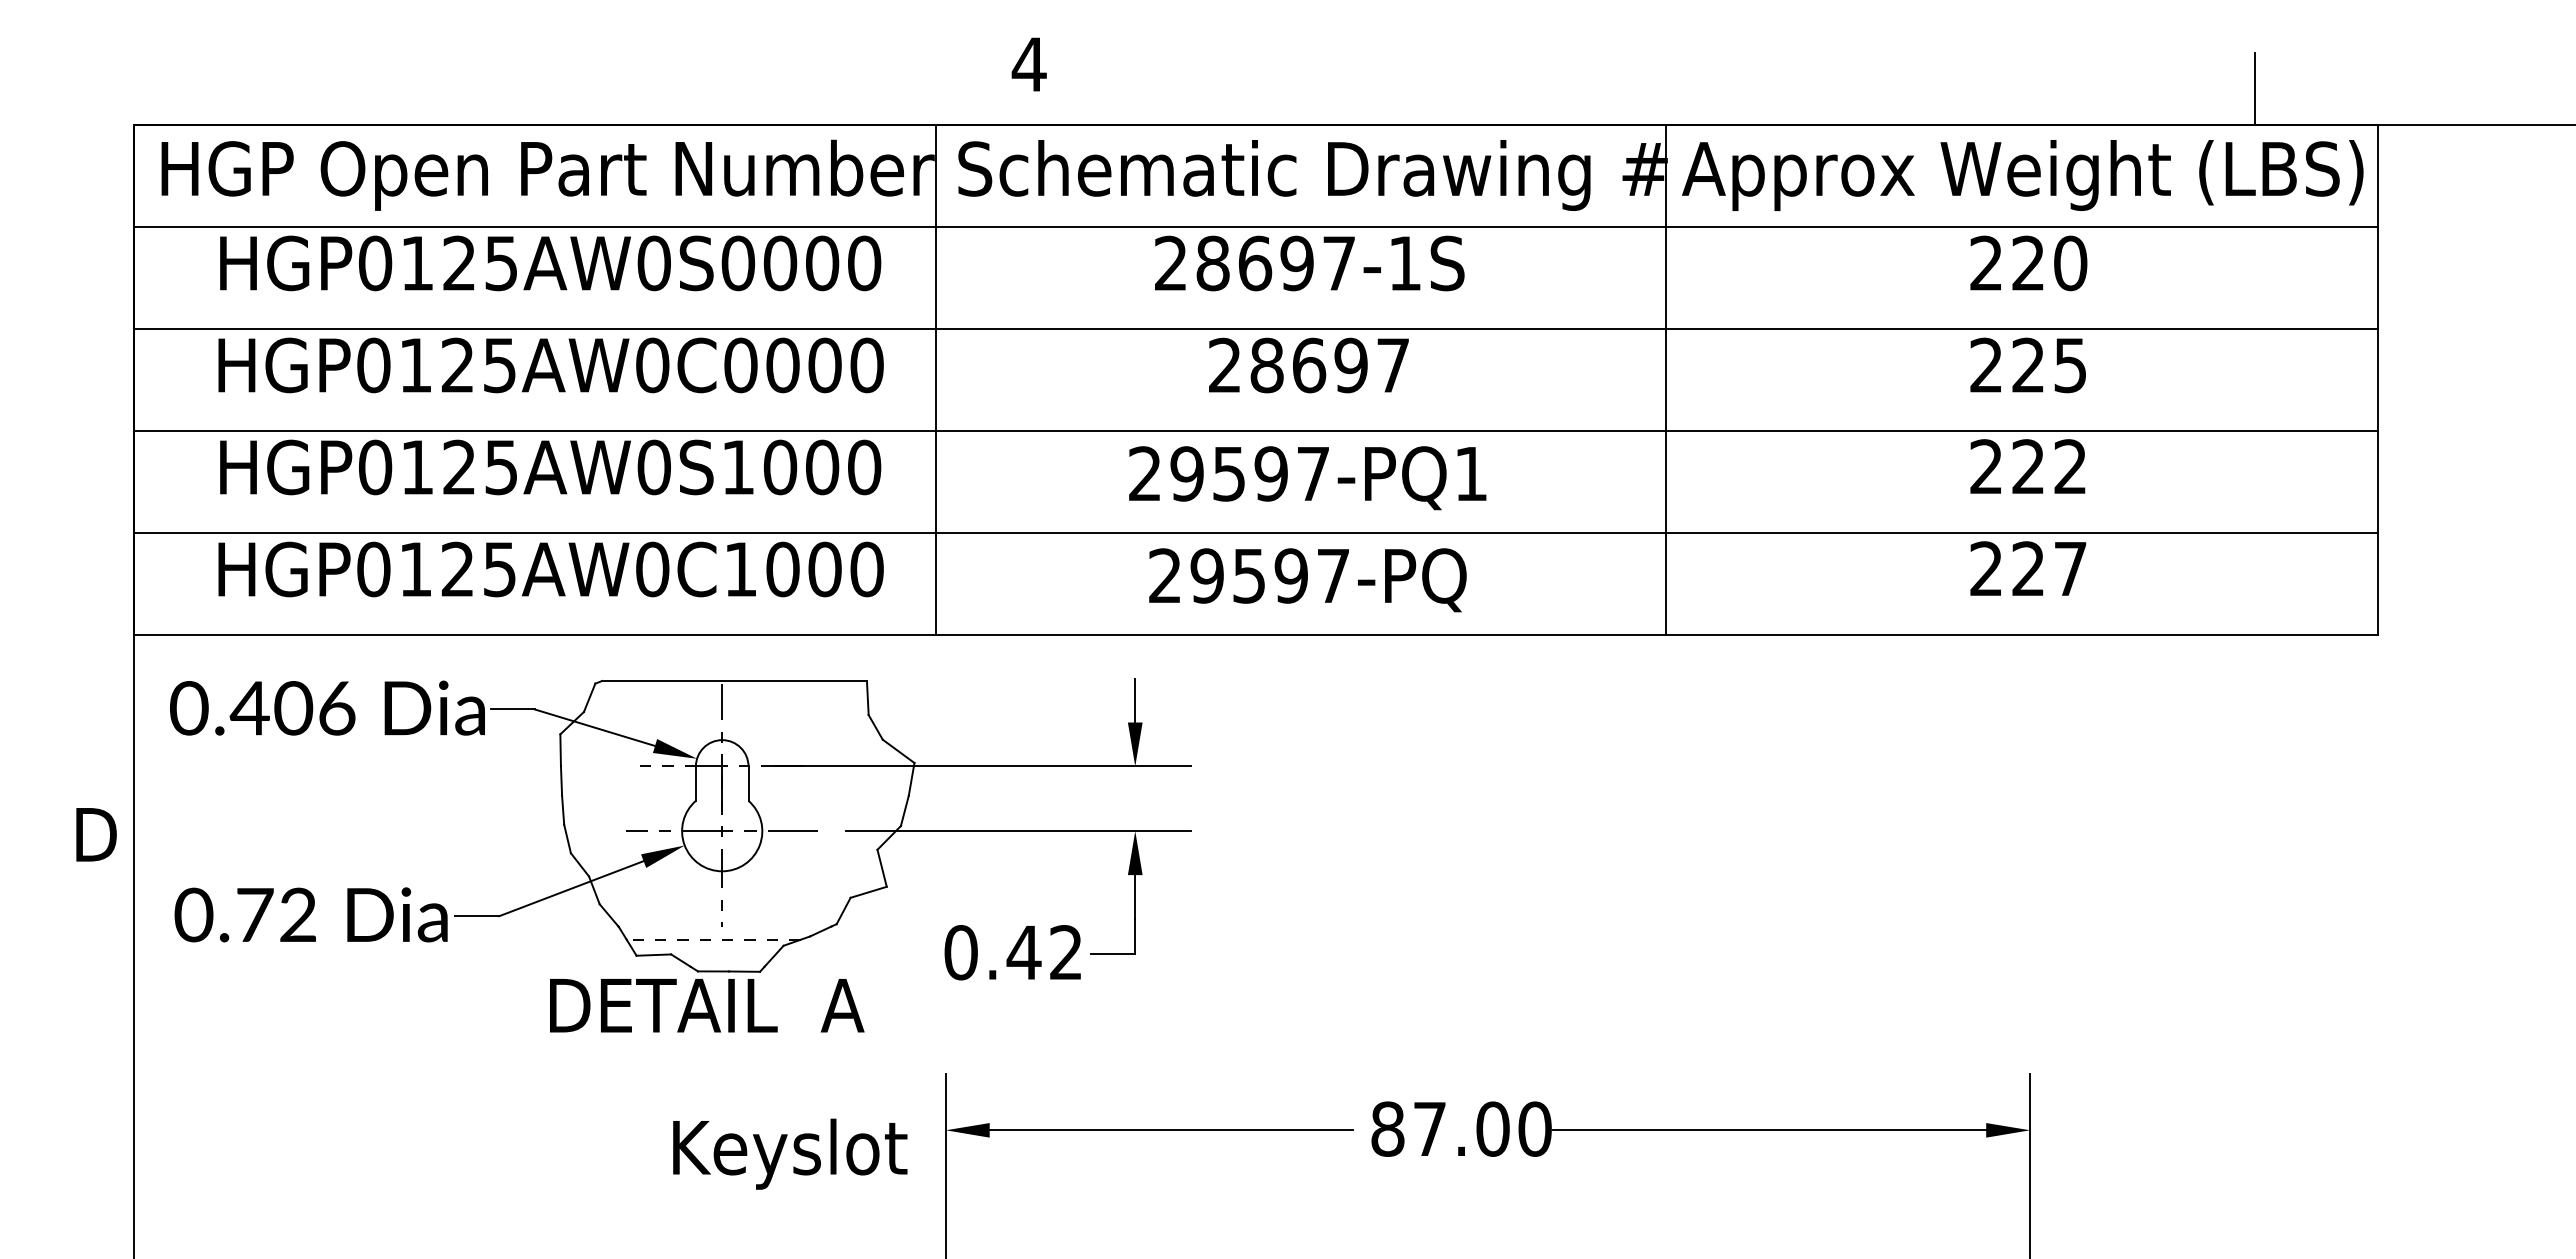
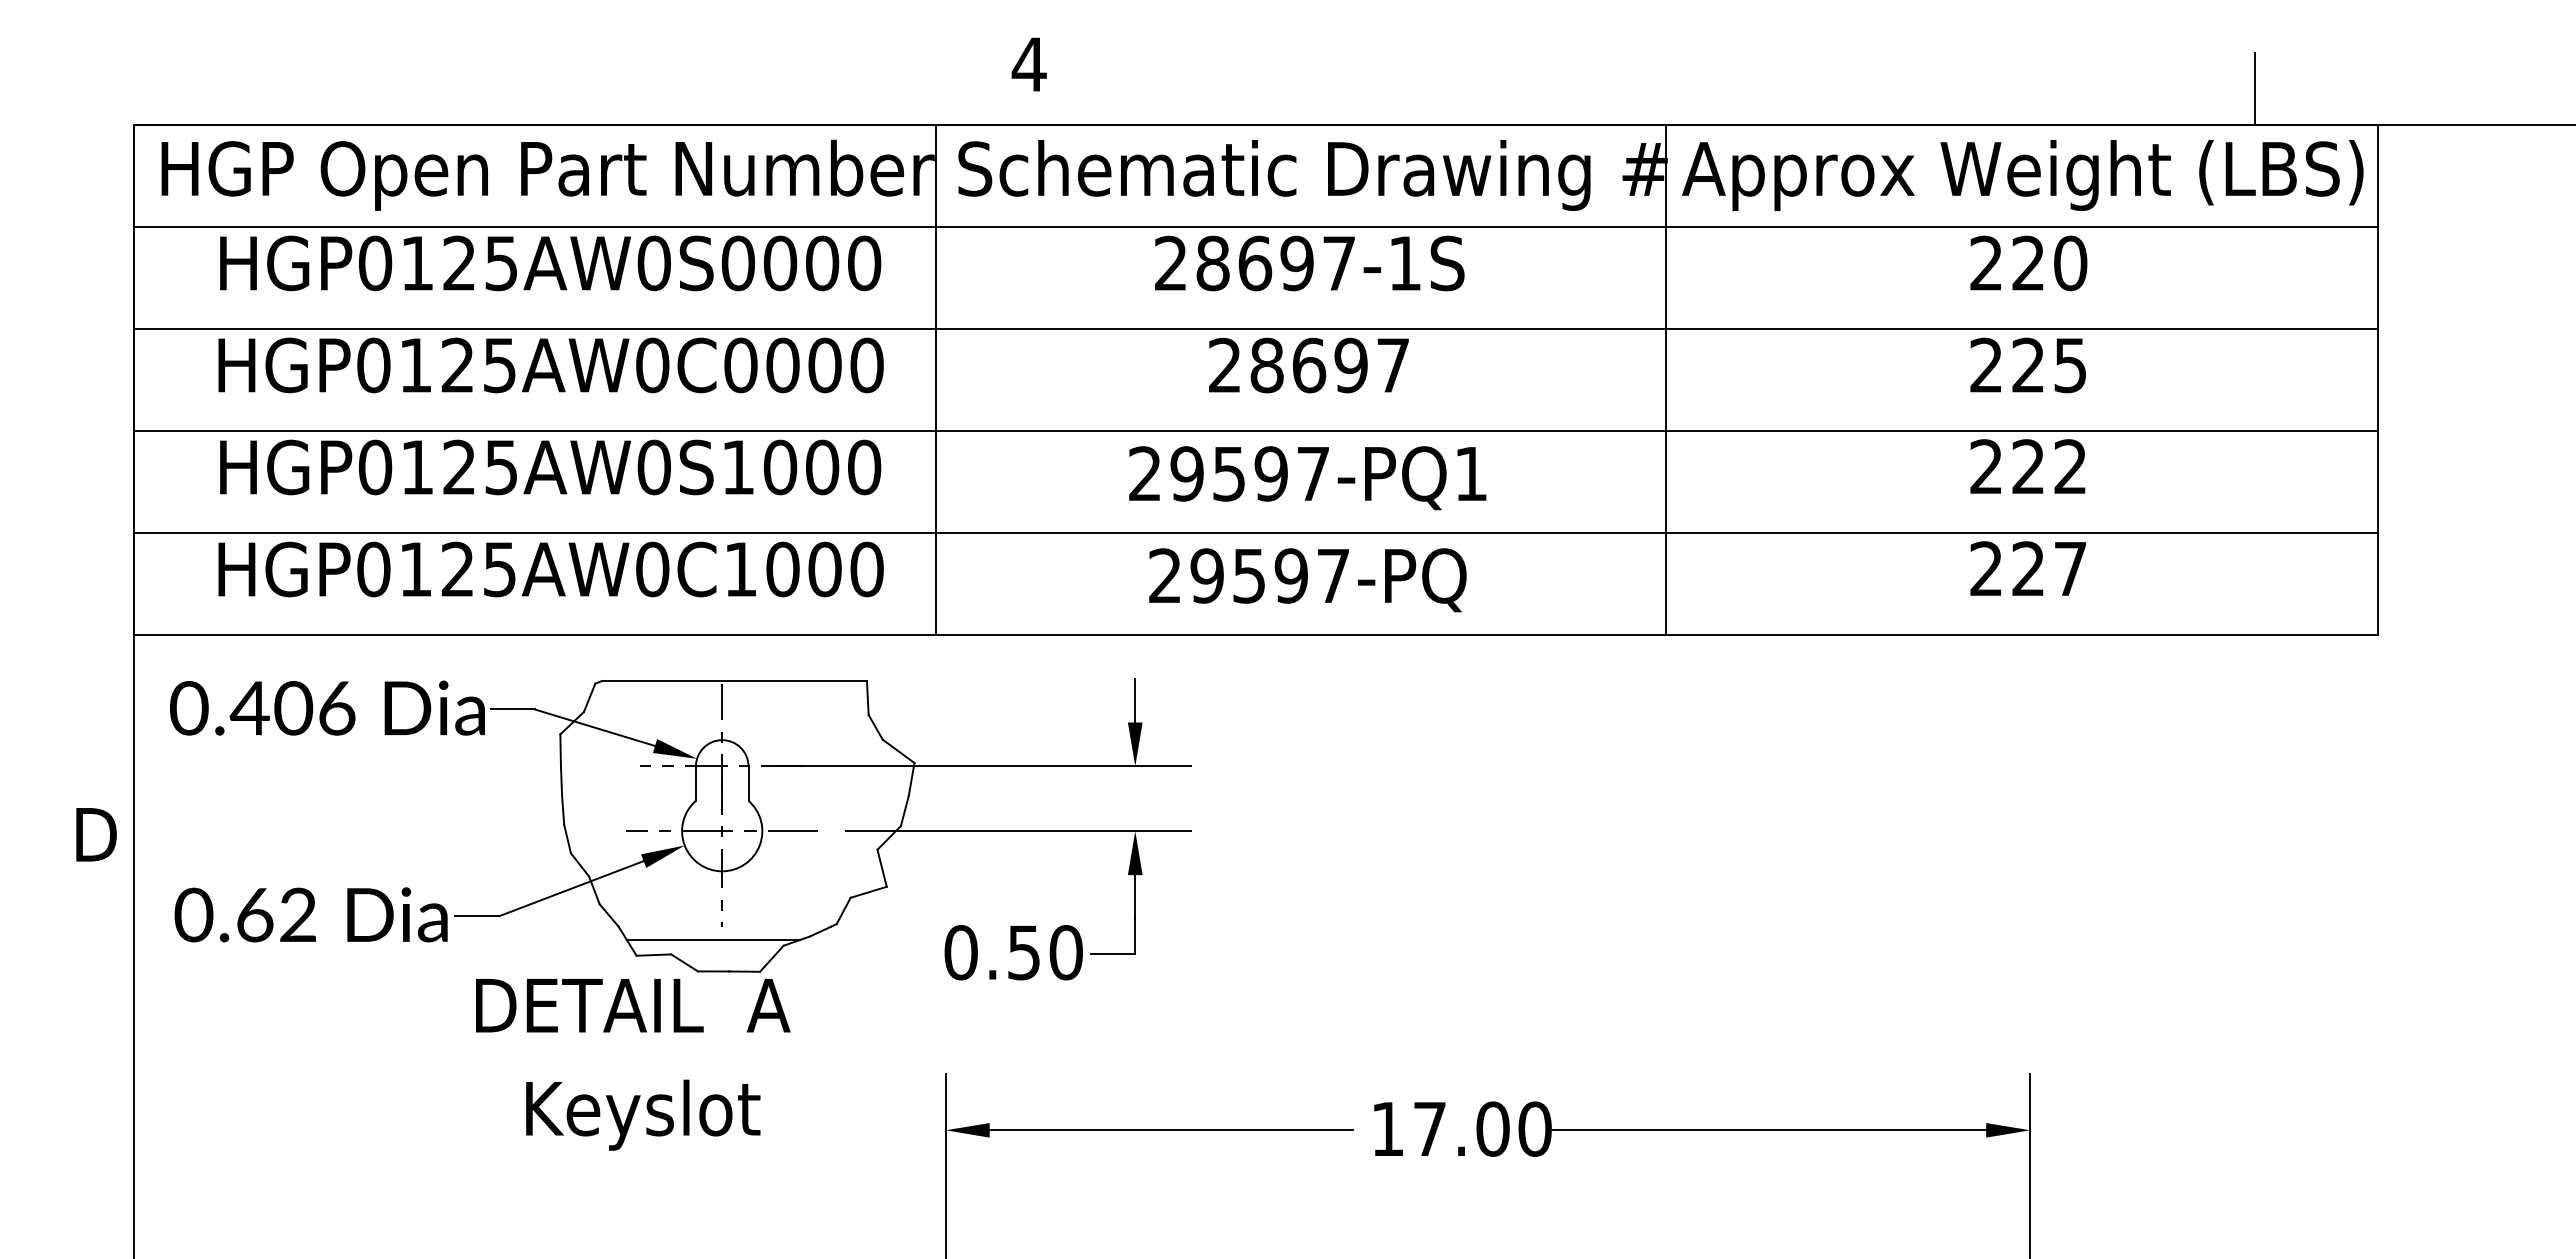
text: 0.72 -> 0.62 (255, 915)
line: dashed -> solid (713, 939)
text: 0.42 -> 0.50 (1044, 952)
text position: (707, 1005) -> (633, 1005) (633, 1005)
text: 87.00 -> 17.00 (1387, 1128)
text position: (790, 1153) -> (643, 1114) (643, 1114)
